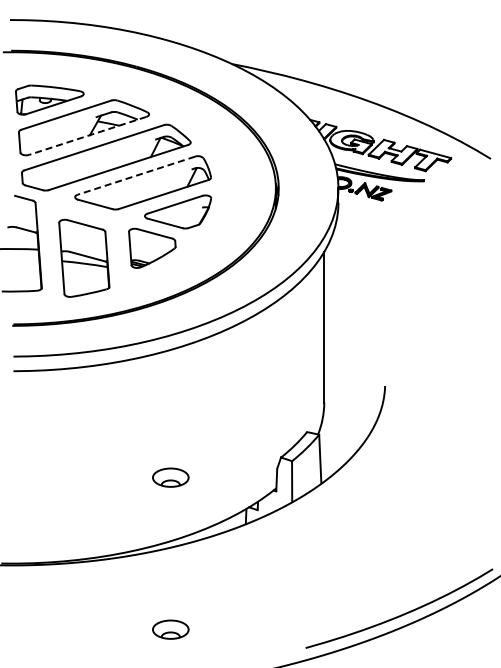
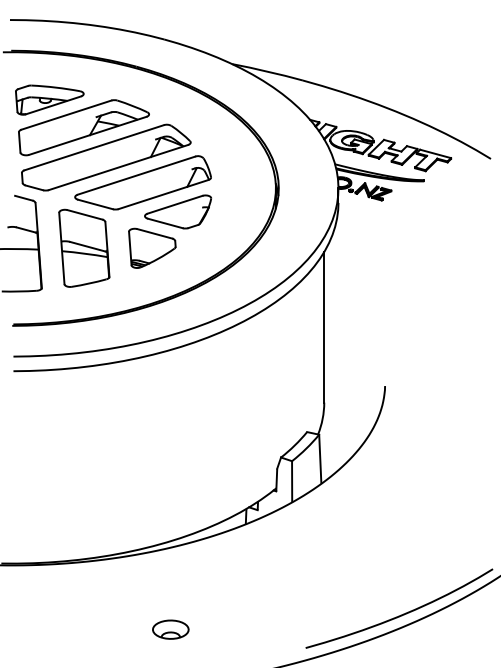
line: dashed -> solid (87, 135)
line: dashed -> solid (136, 175)
part position: (84, 257) -> (84, 247) (84, 247)
part: present -> none (170, 477)
